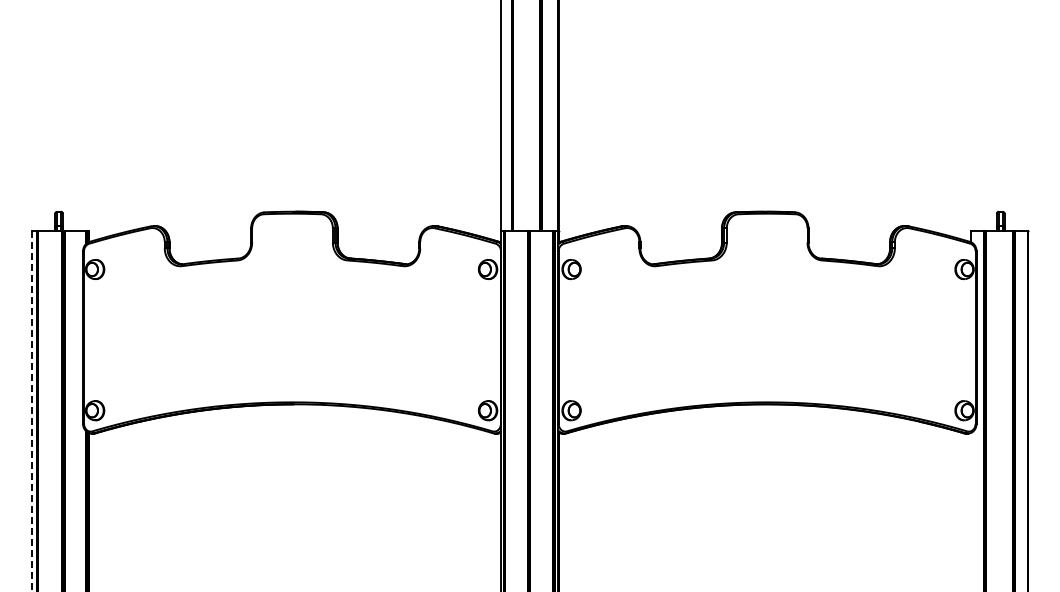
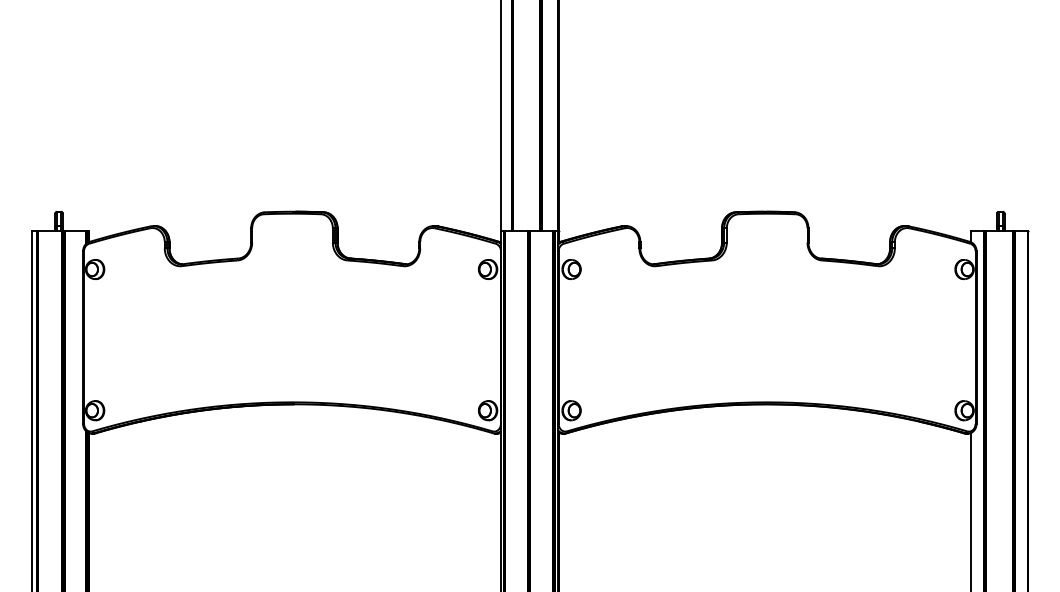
line: dashed -> solid (31, 412)
line: none -> present (971, 510)
